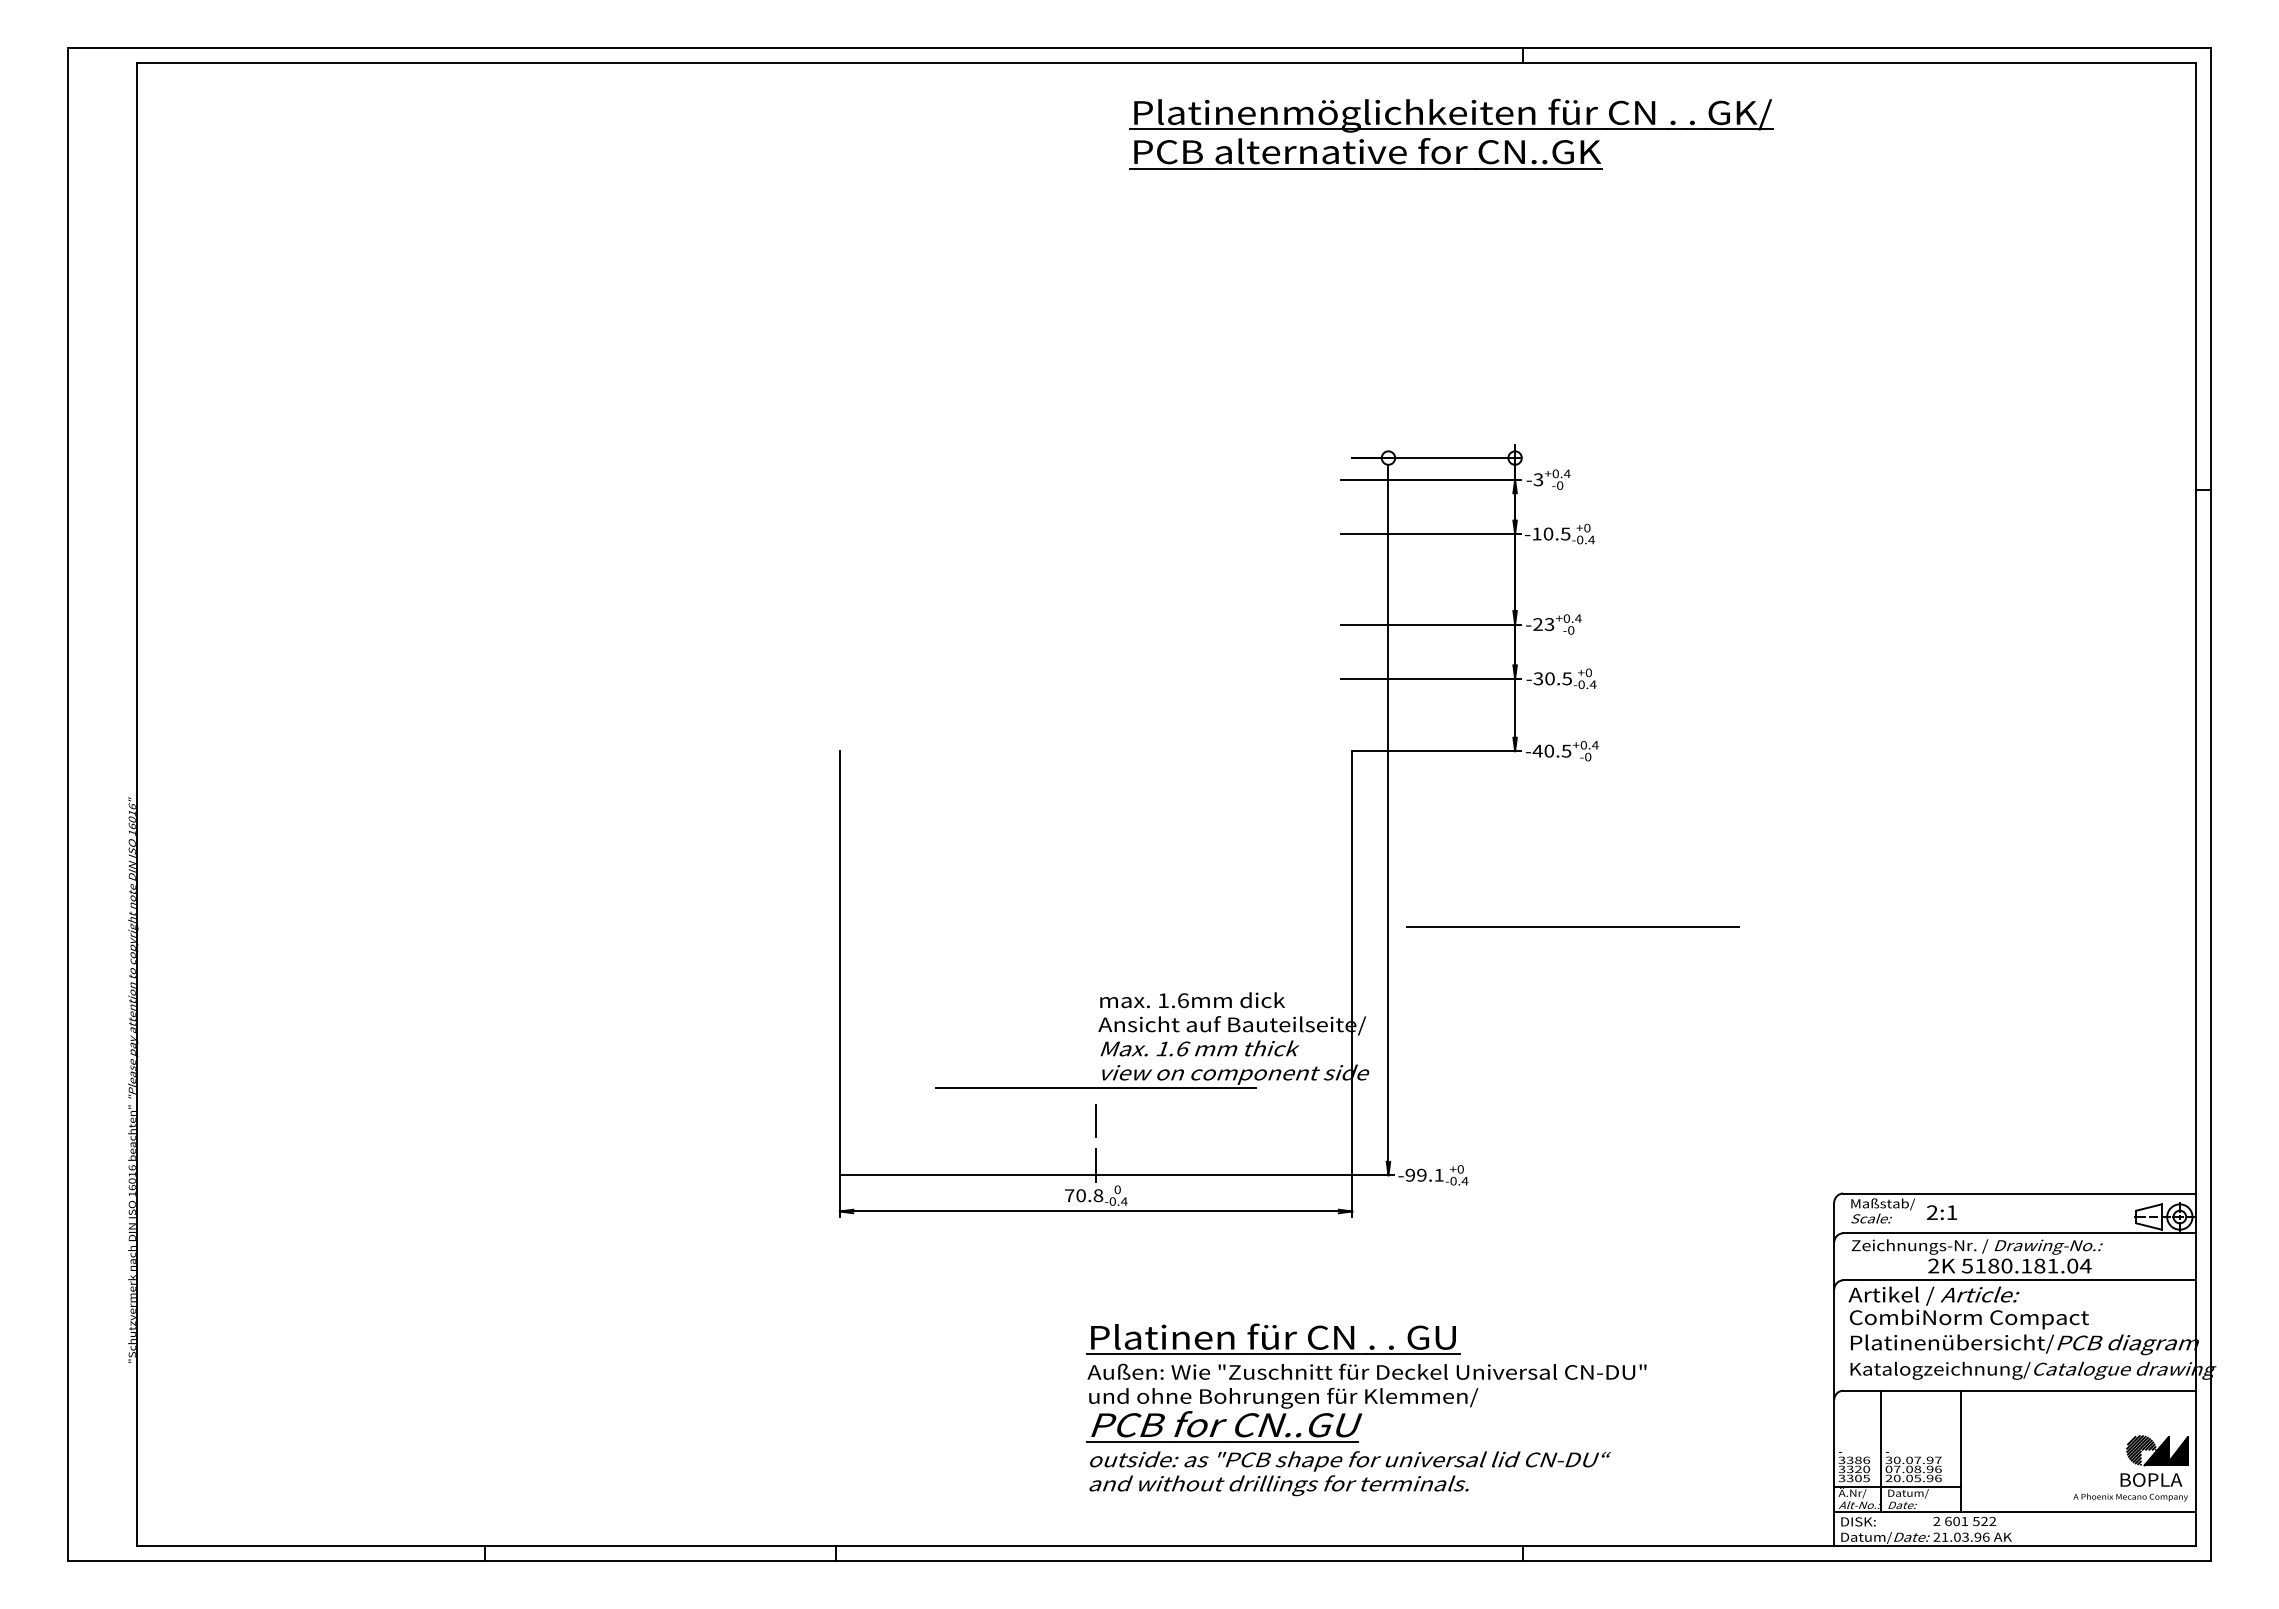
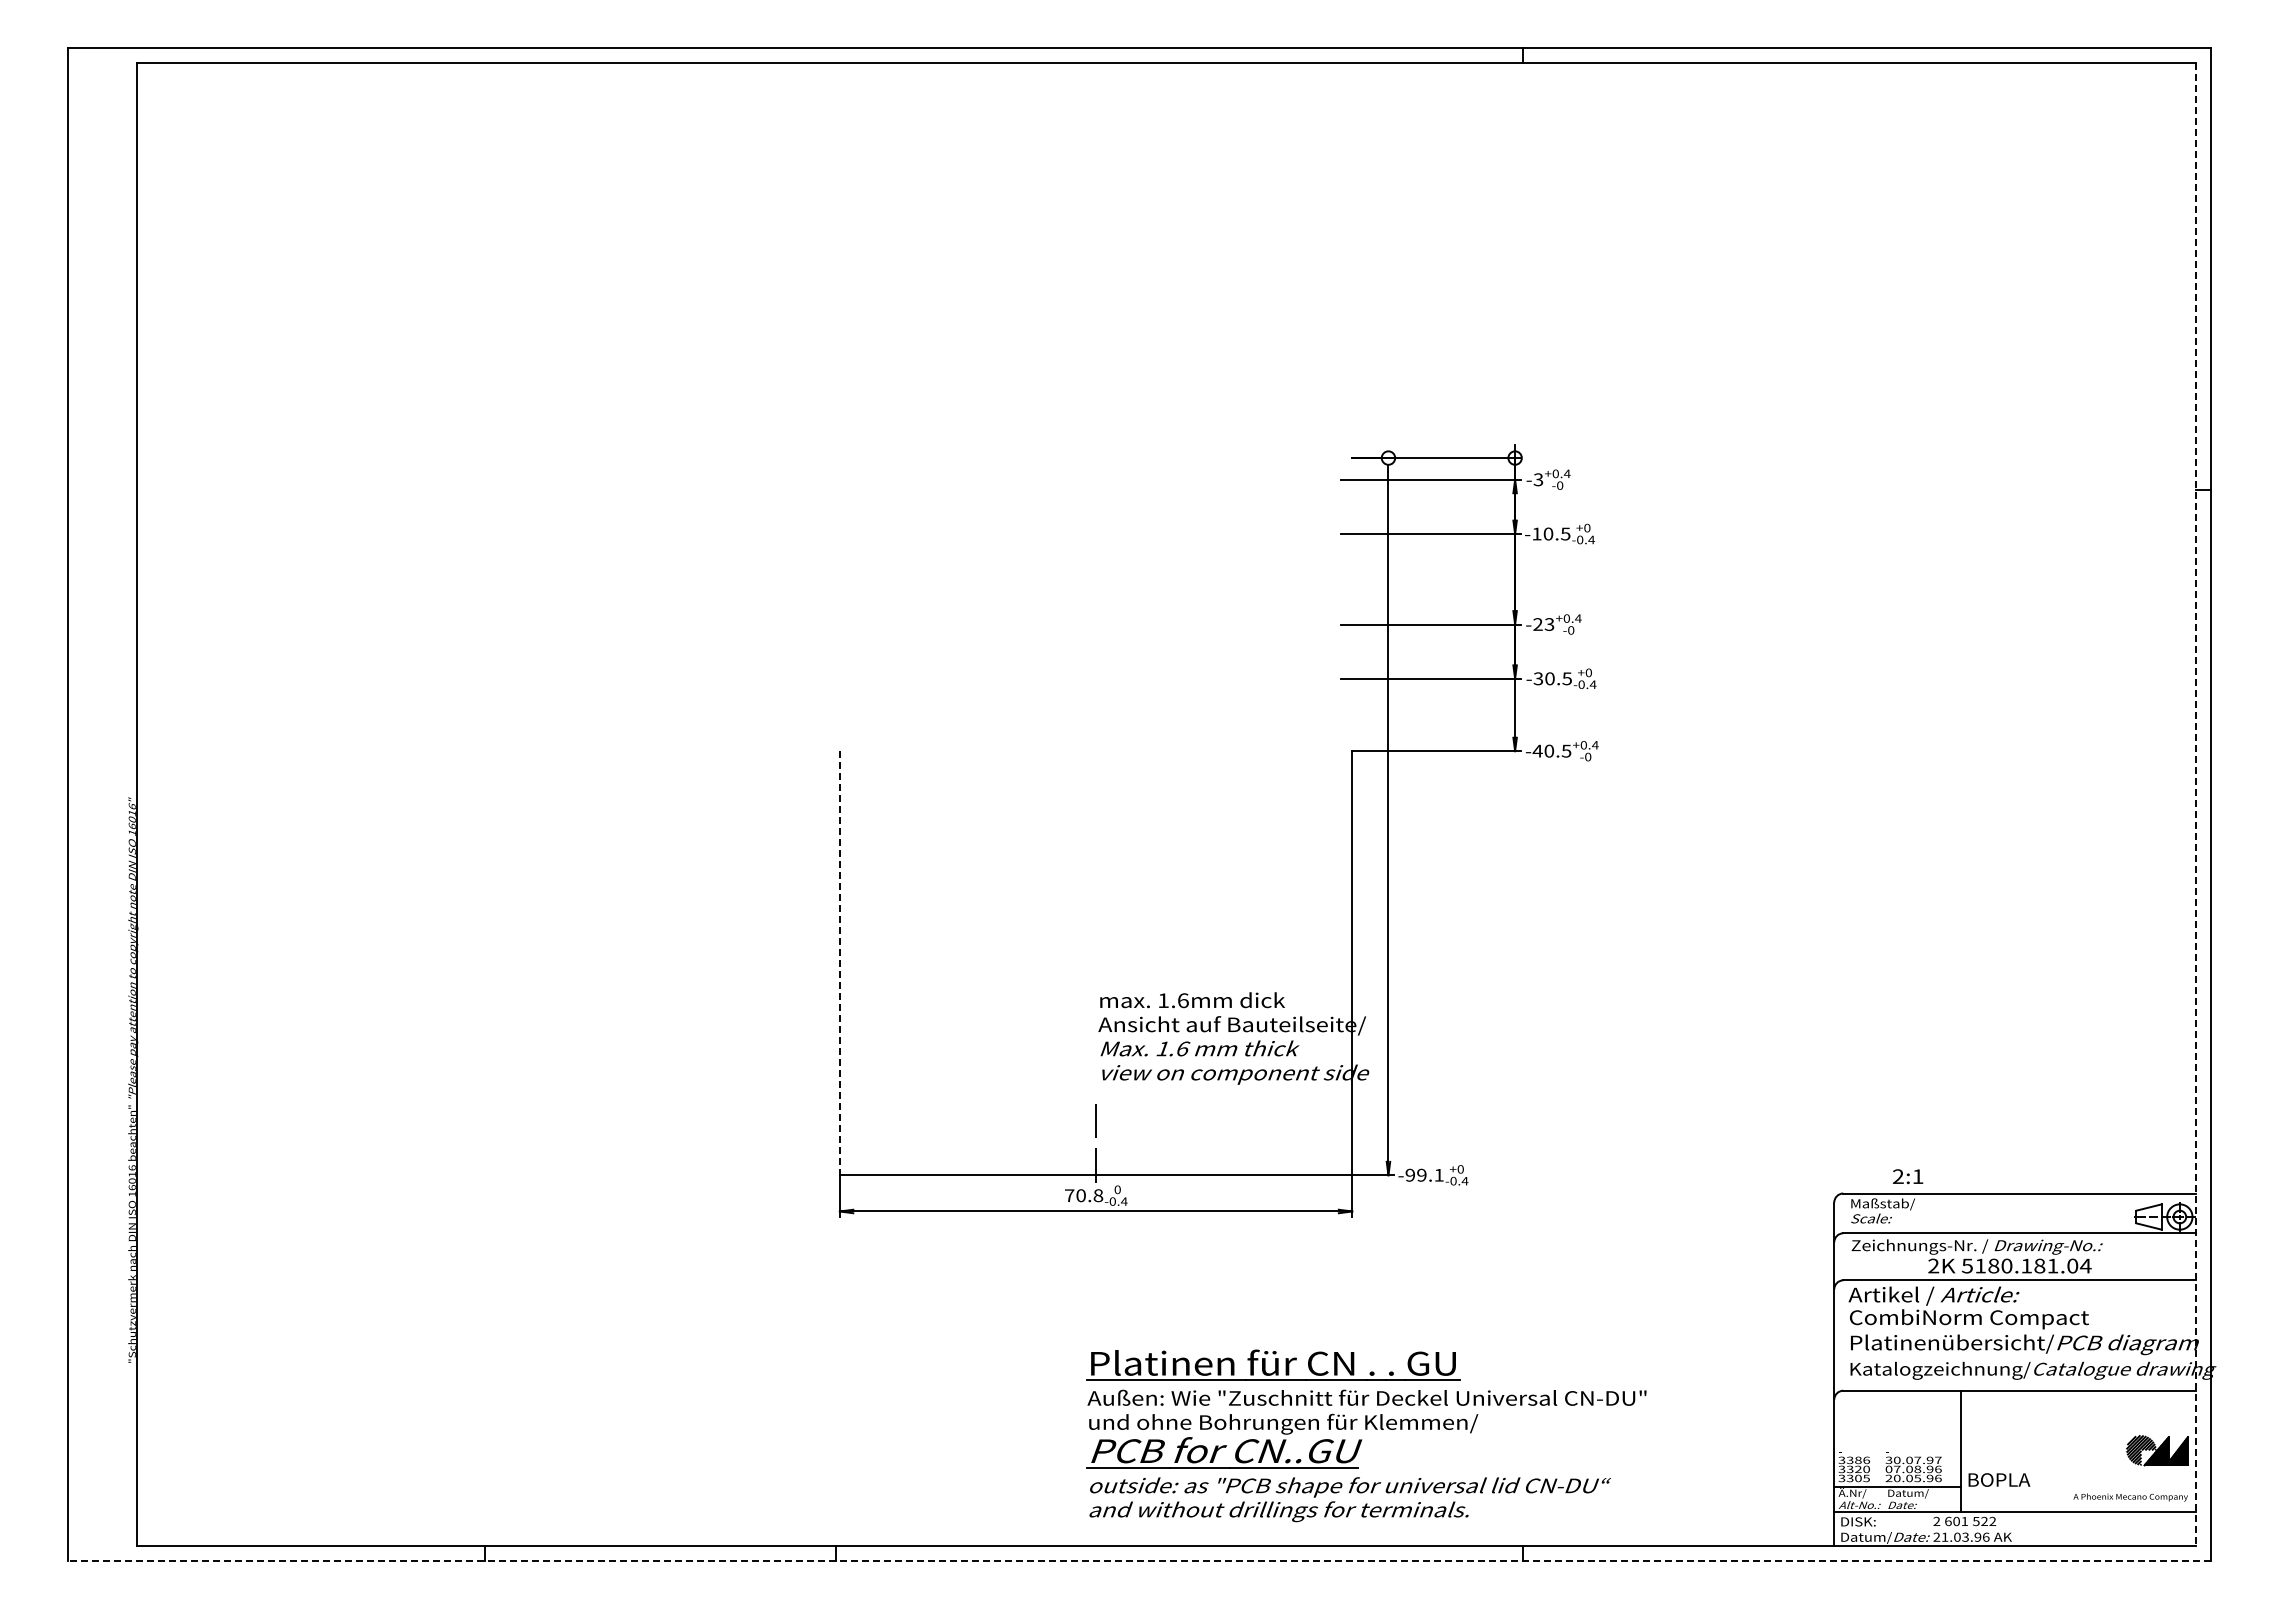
part: present -> none (1451, 133)
line: solid -> dashed (2196, 804)
line: present -> none (1572, 926)
line: solid -> dashed (839, 963)
line: present -> none (1095, 1088)
text position: (1942, 1212) -> (1908, 1176) (1908, 1176)
part position: (1366, 1409) -> (1366, 1435) (1366, 1435)
line: present -> none (1881, 1450)
text position: (2151, 1479) -> (1999, 1479) (1999, 1479)
line: solid -> dashed (1139, 1560)
